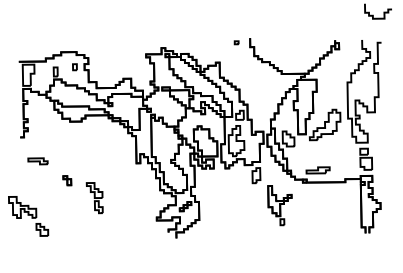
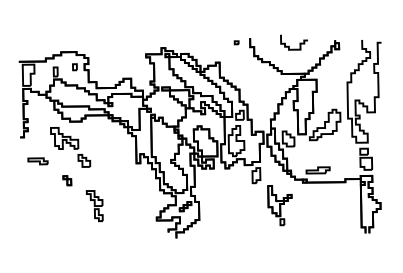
curve position: (373, 14) -> (289, 45) (289, 45)
part position: (94, 198) -> (94, 206) (94, 206)
part position: (28, 216) -> (70, 147) (70, 147)
